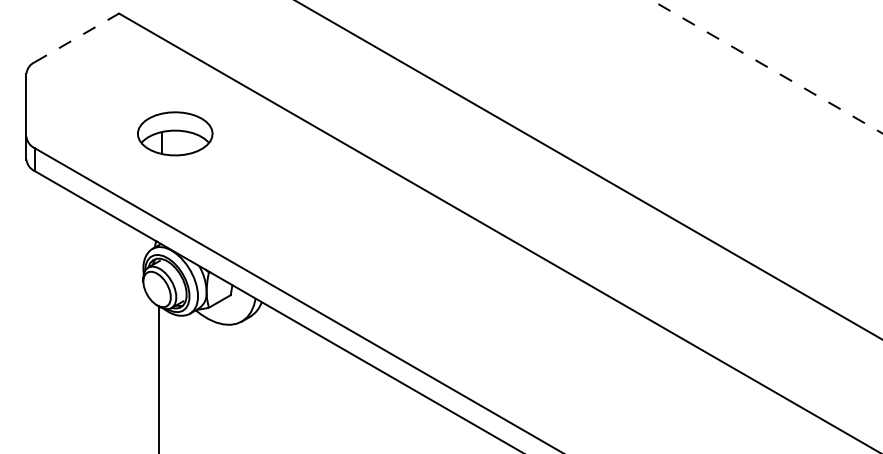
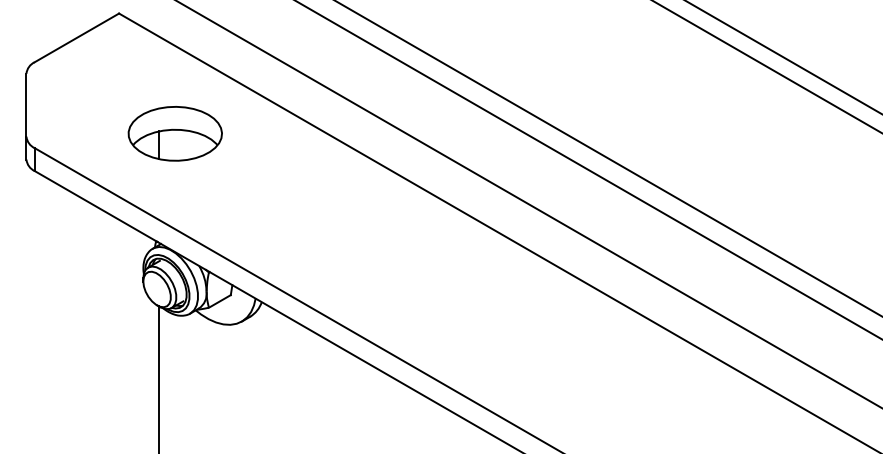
line: dashed -> solid (76, 37)
line: none -> present (783, 57)
line: dashed -> solid (766, 66)
part size: 77x46 px -> 96x56 px (174, 133)
line: none -> present (608, 158)
line: none -> present (528, 204)
